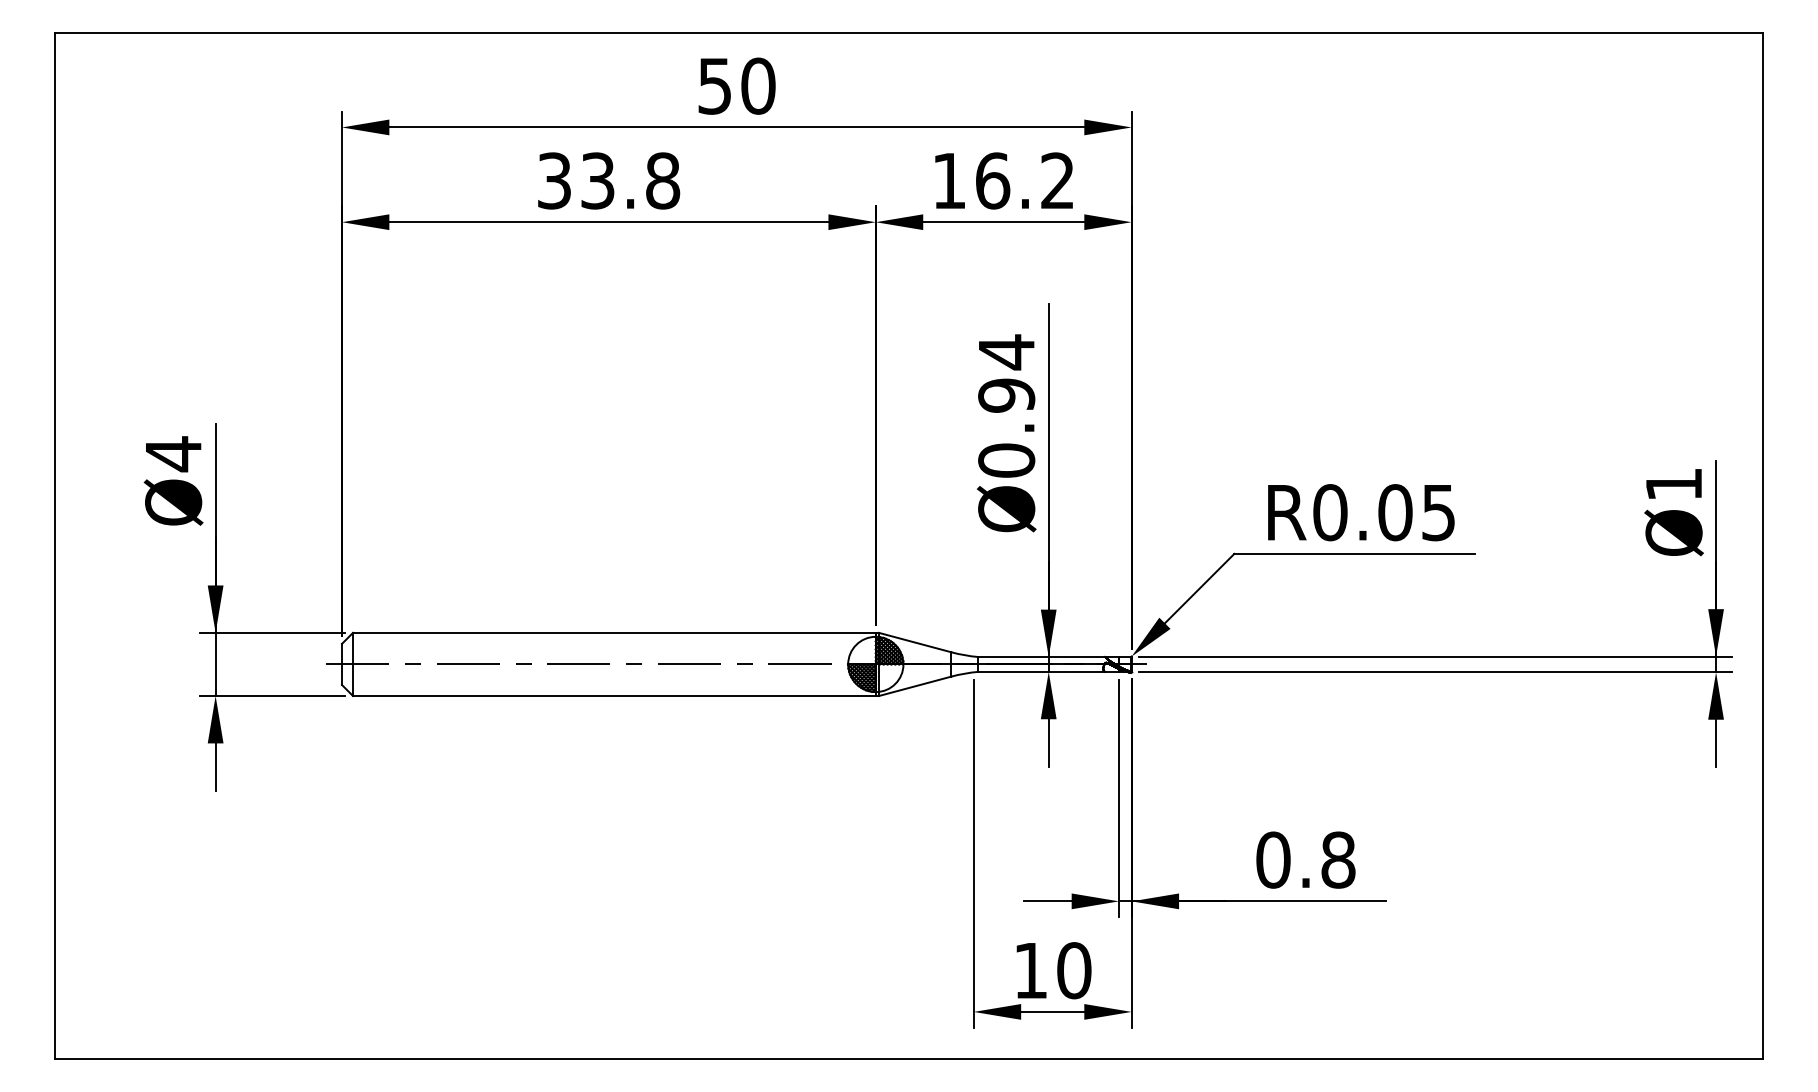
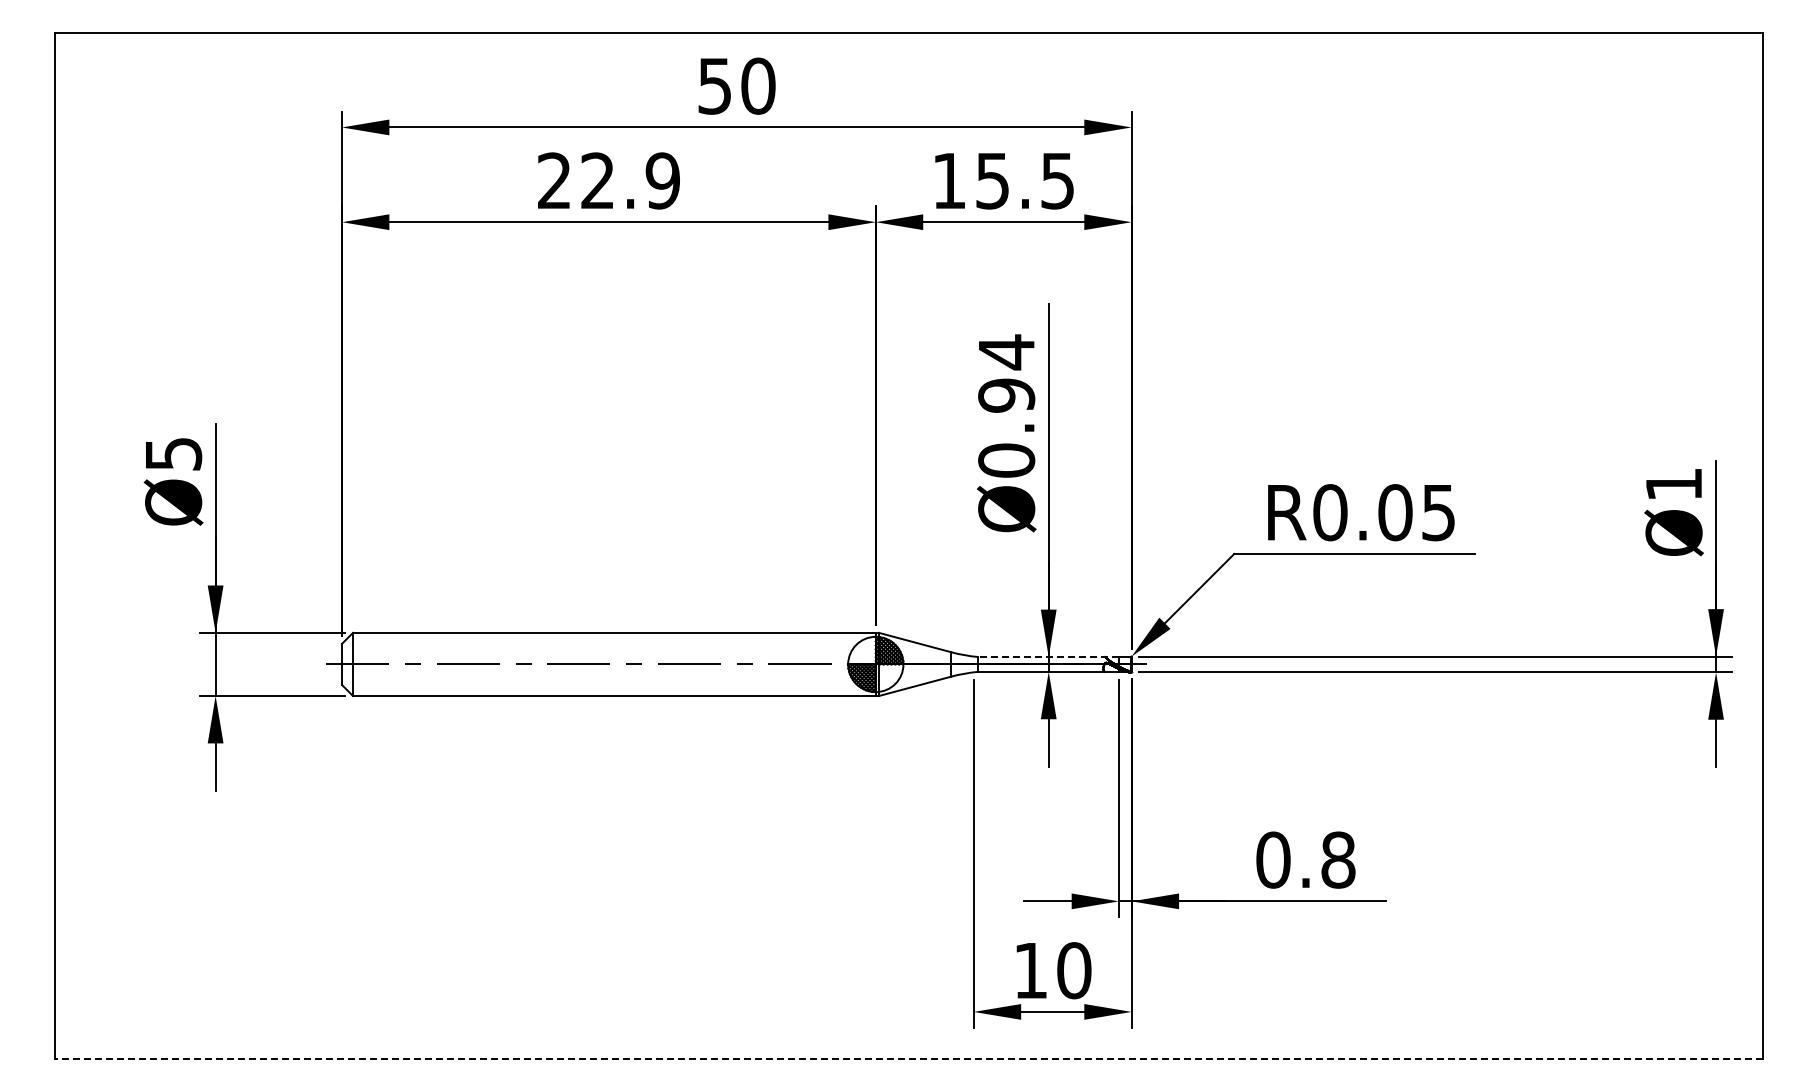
text: 33.8 -> 22.9 (609, 180)
text: 16.2 -> 15.5 (1024, 180)
text: Ø4 -> Ø5 (174, 454)
line: solid -> dashed (1048, 657)
line: solid -> dashed (908, 1059)
